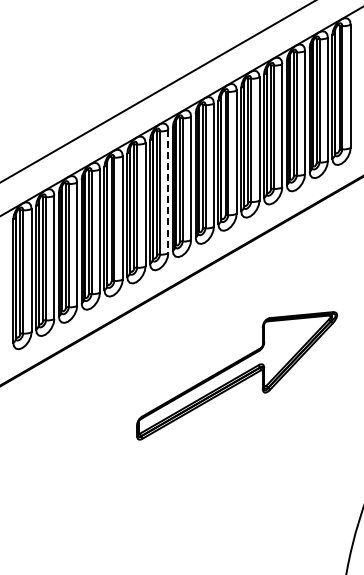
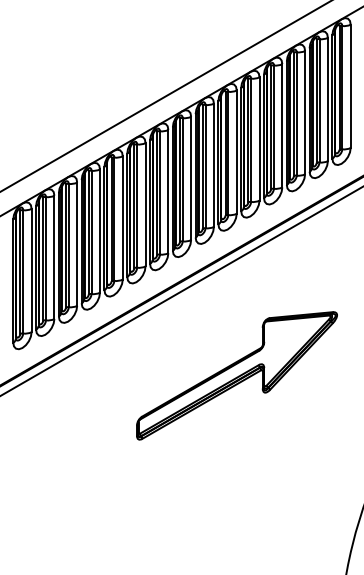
line position: (157, 91) -> (165, 96) (165, 96)
line: dashed -> solid (168, 191)
line: none -> present (181, 291)
